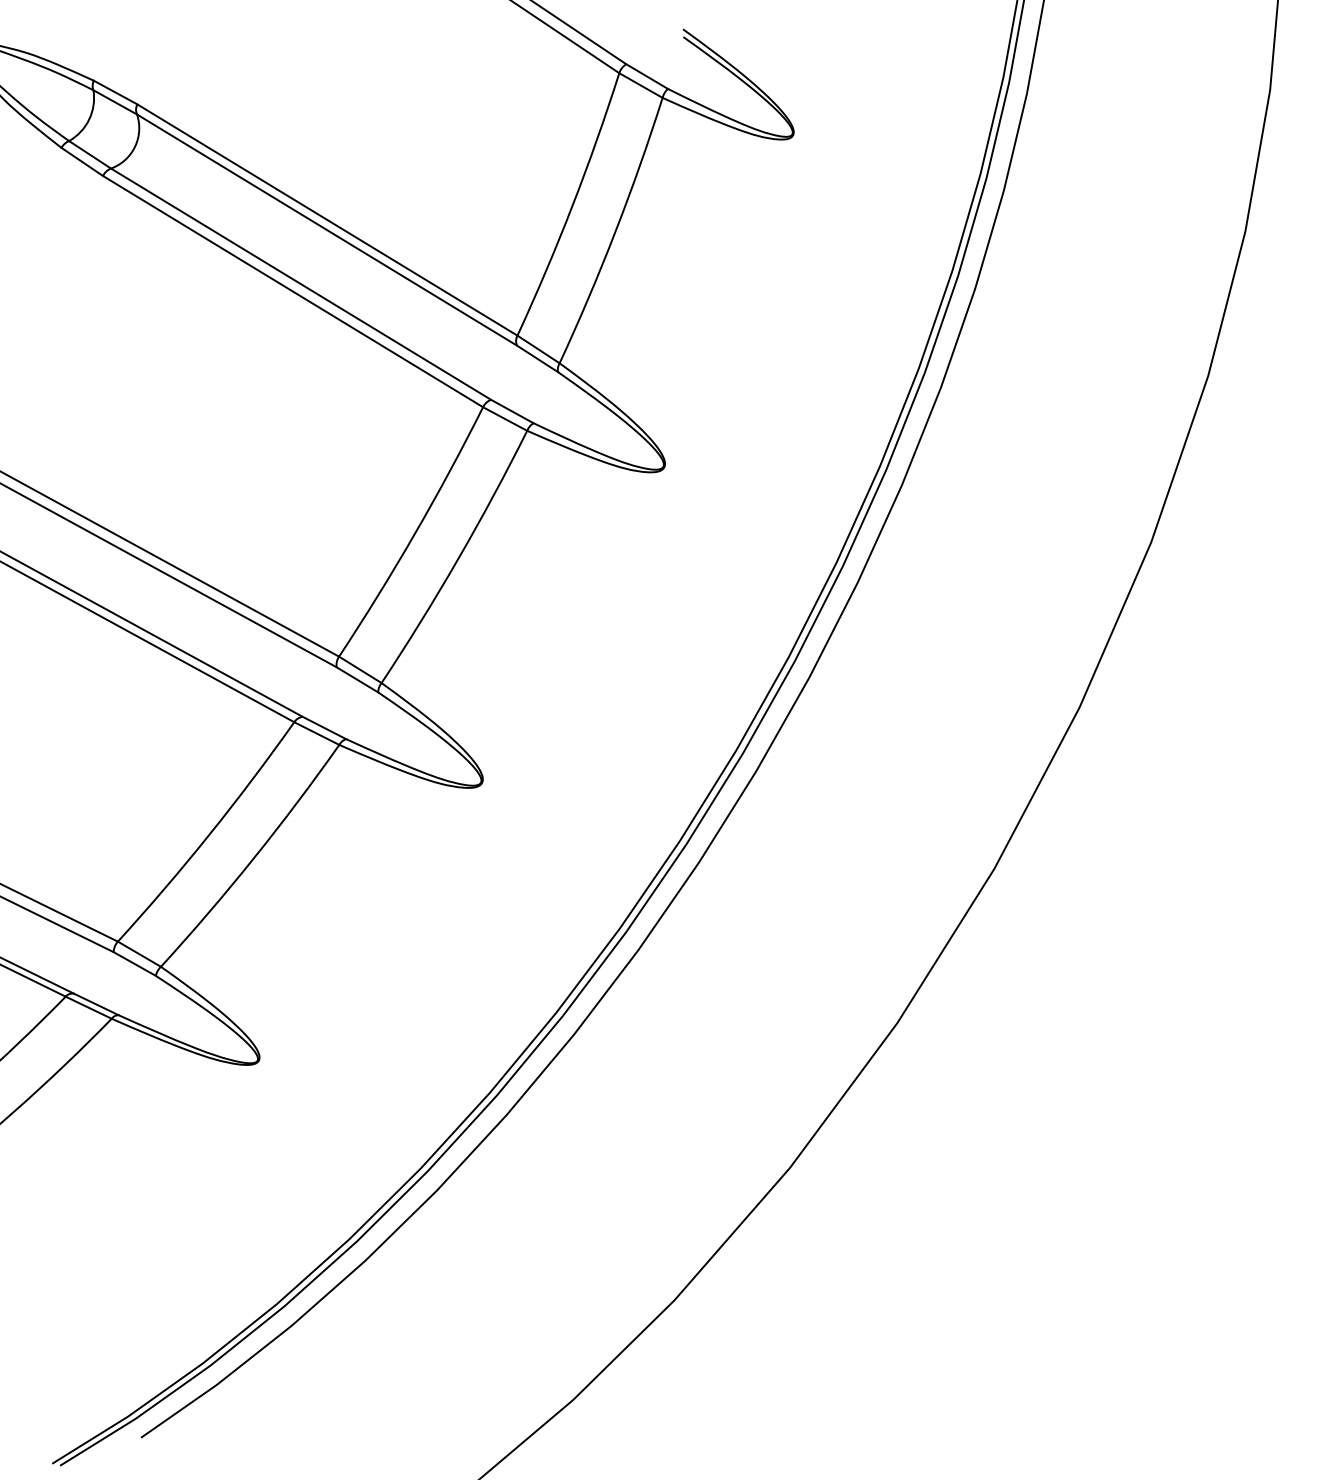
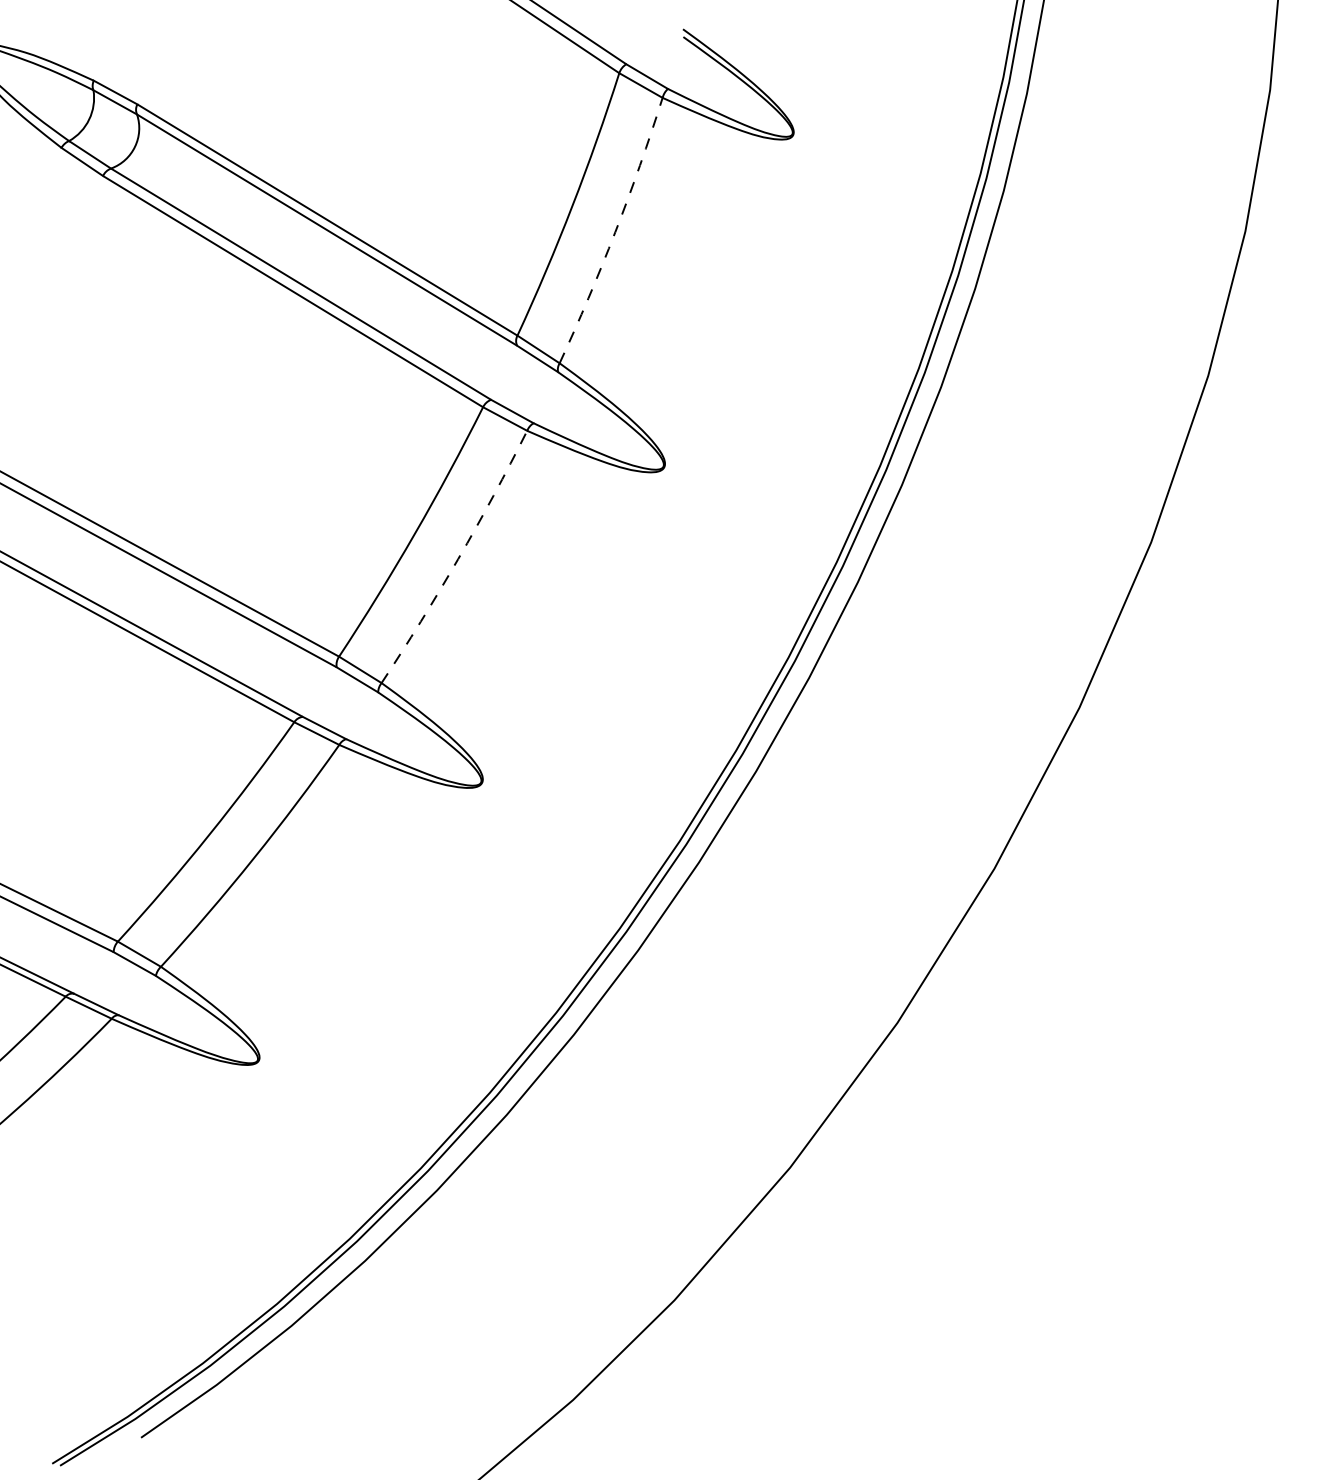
arc: solid -> dashed (615, 232)
arc: solid -> dashed (458, 559)
